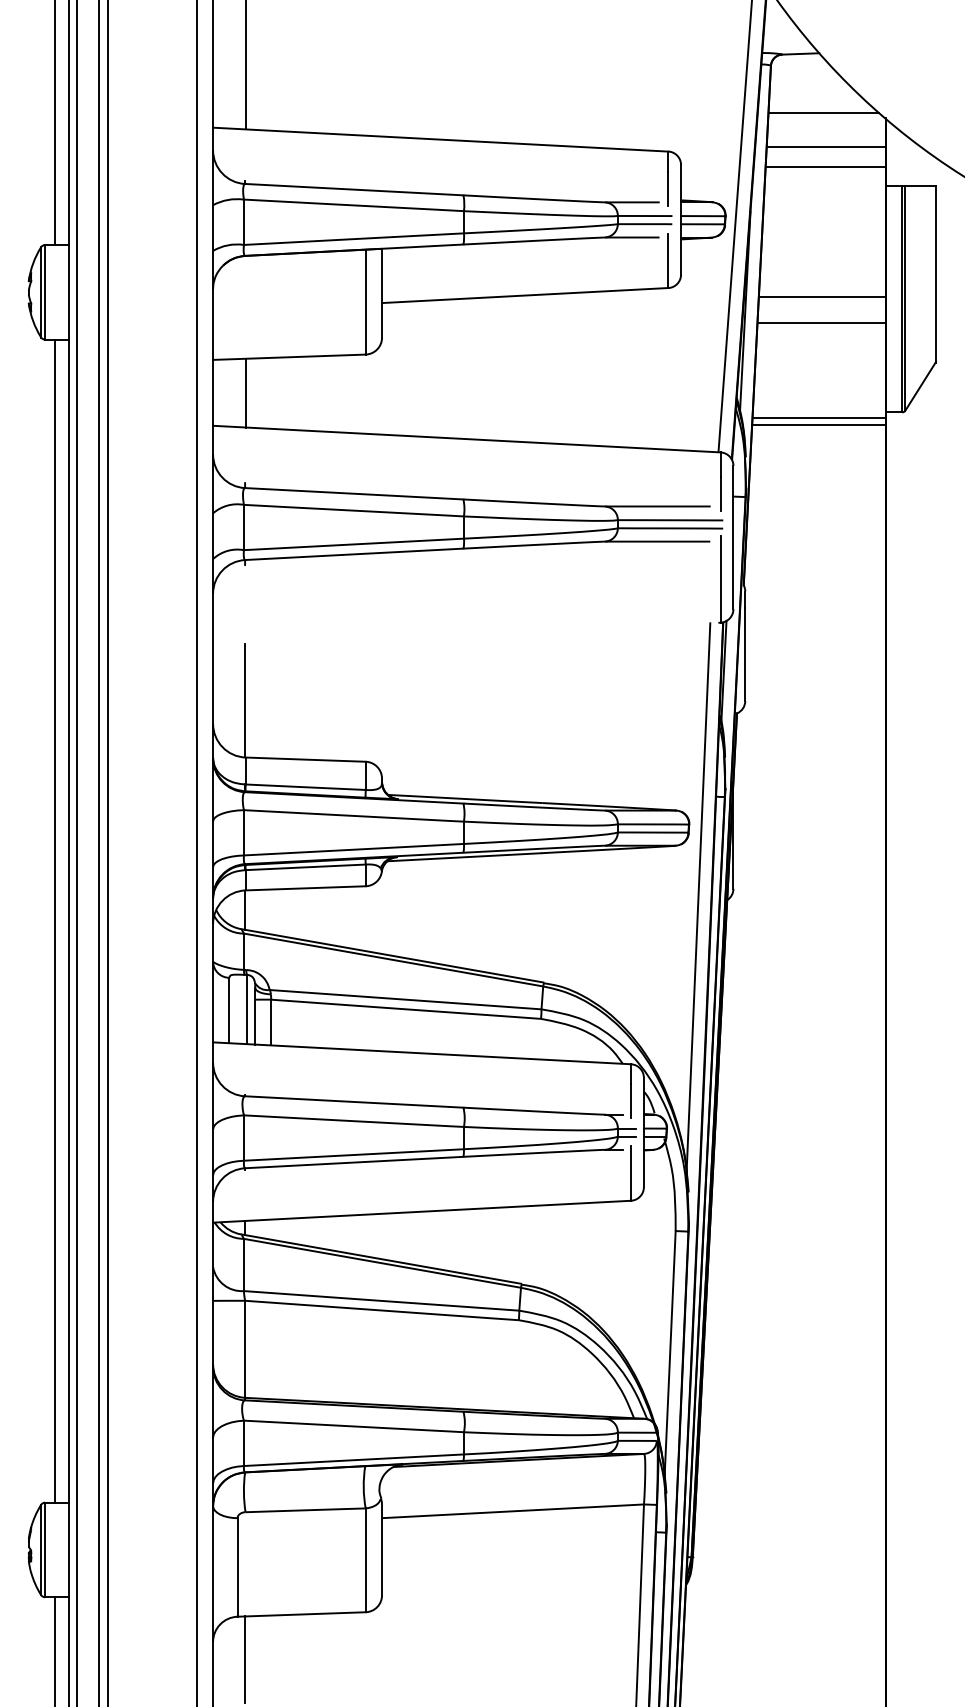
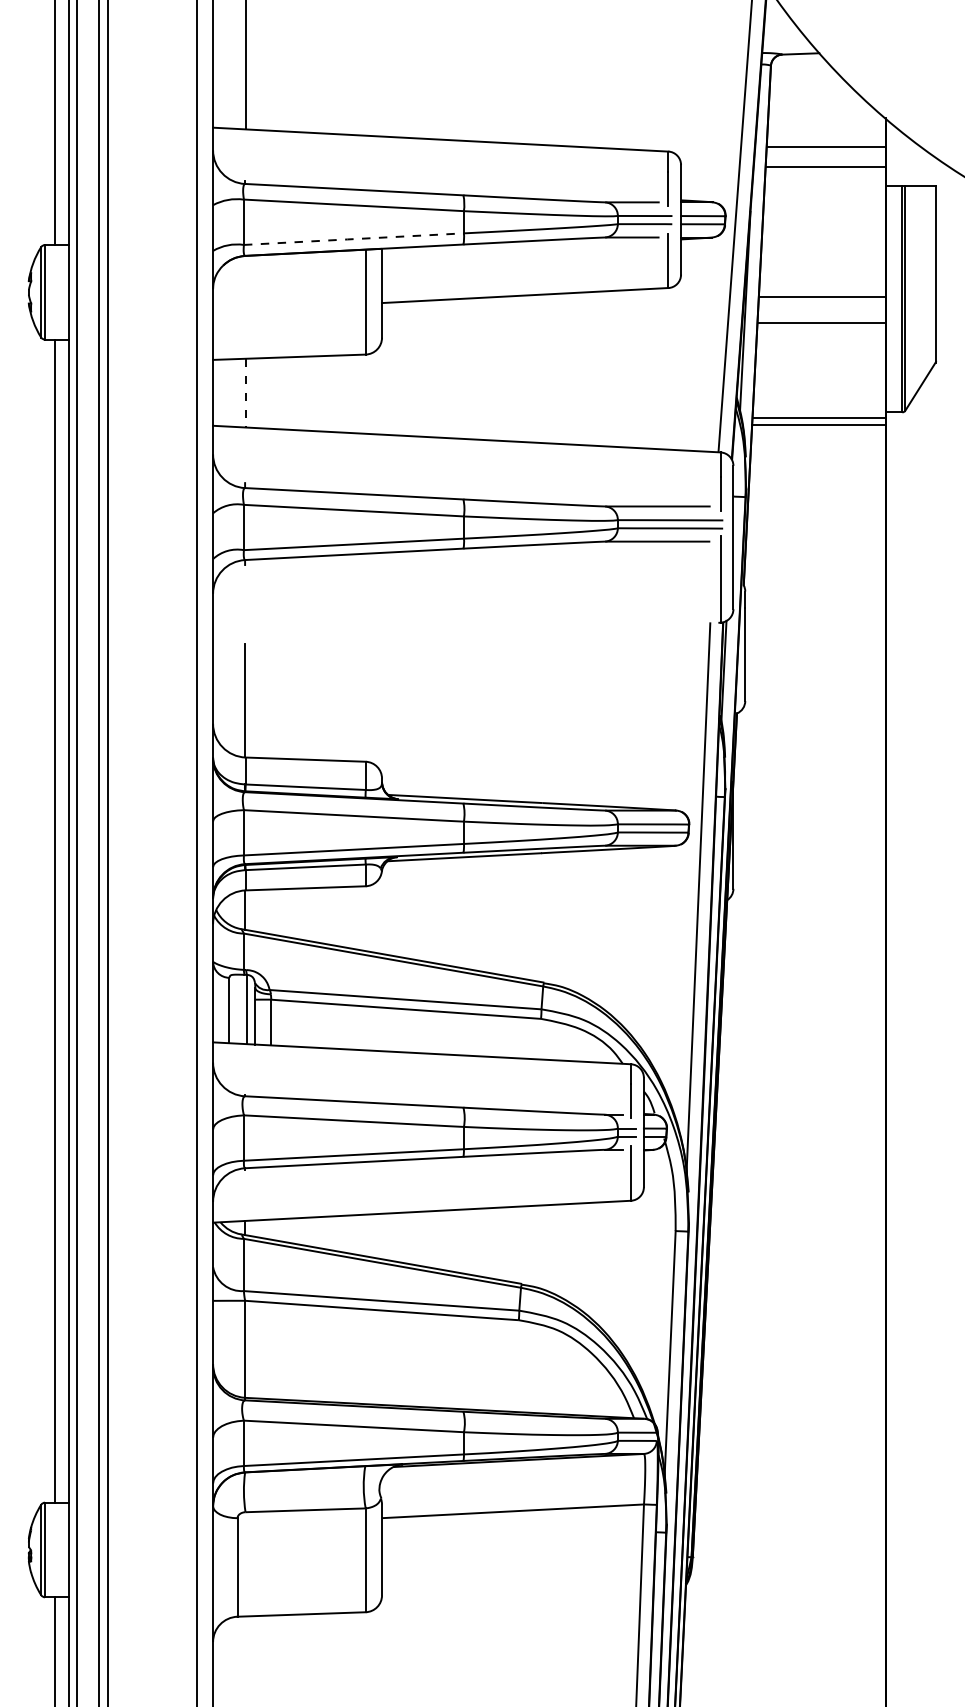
line: present -> none (823, 112)
line: solid -> dashed (353, 239)
line: solid -> dashed (245, 393)
line: present -> none (245, 1659)
